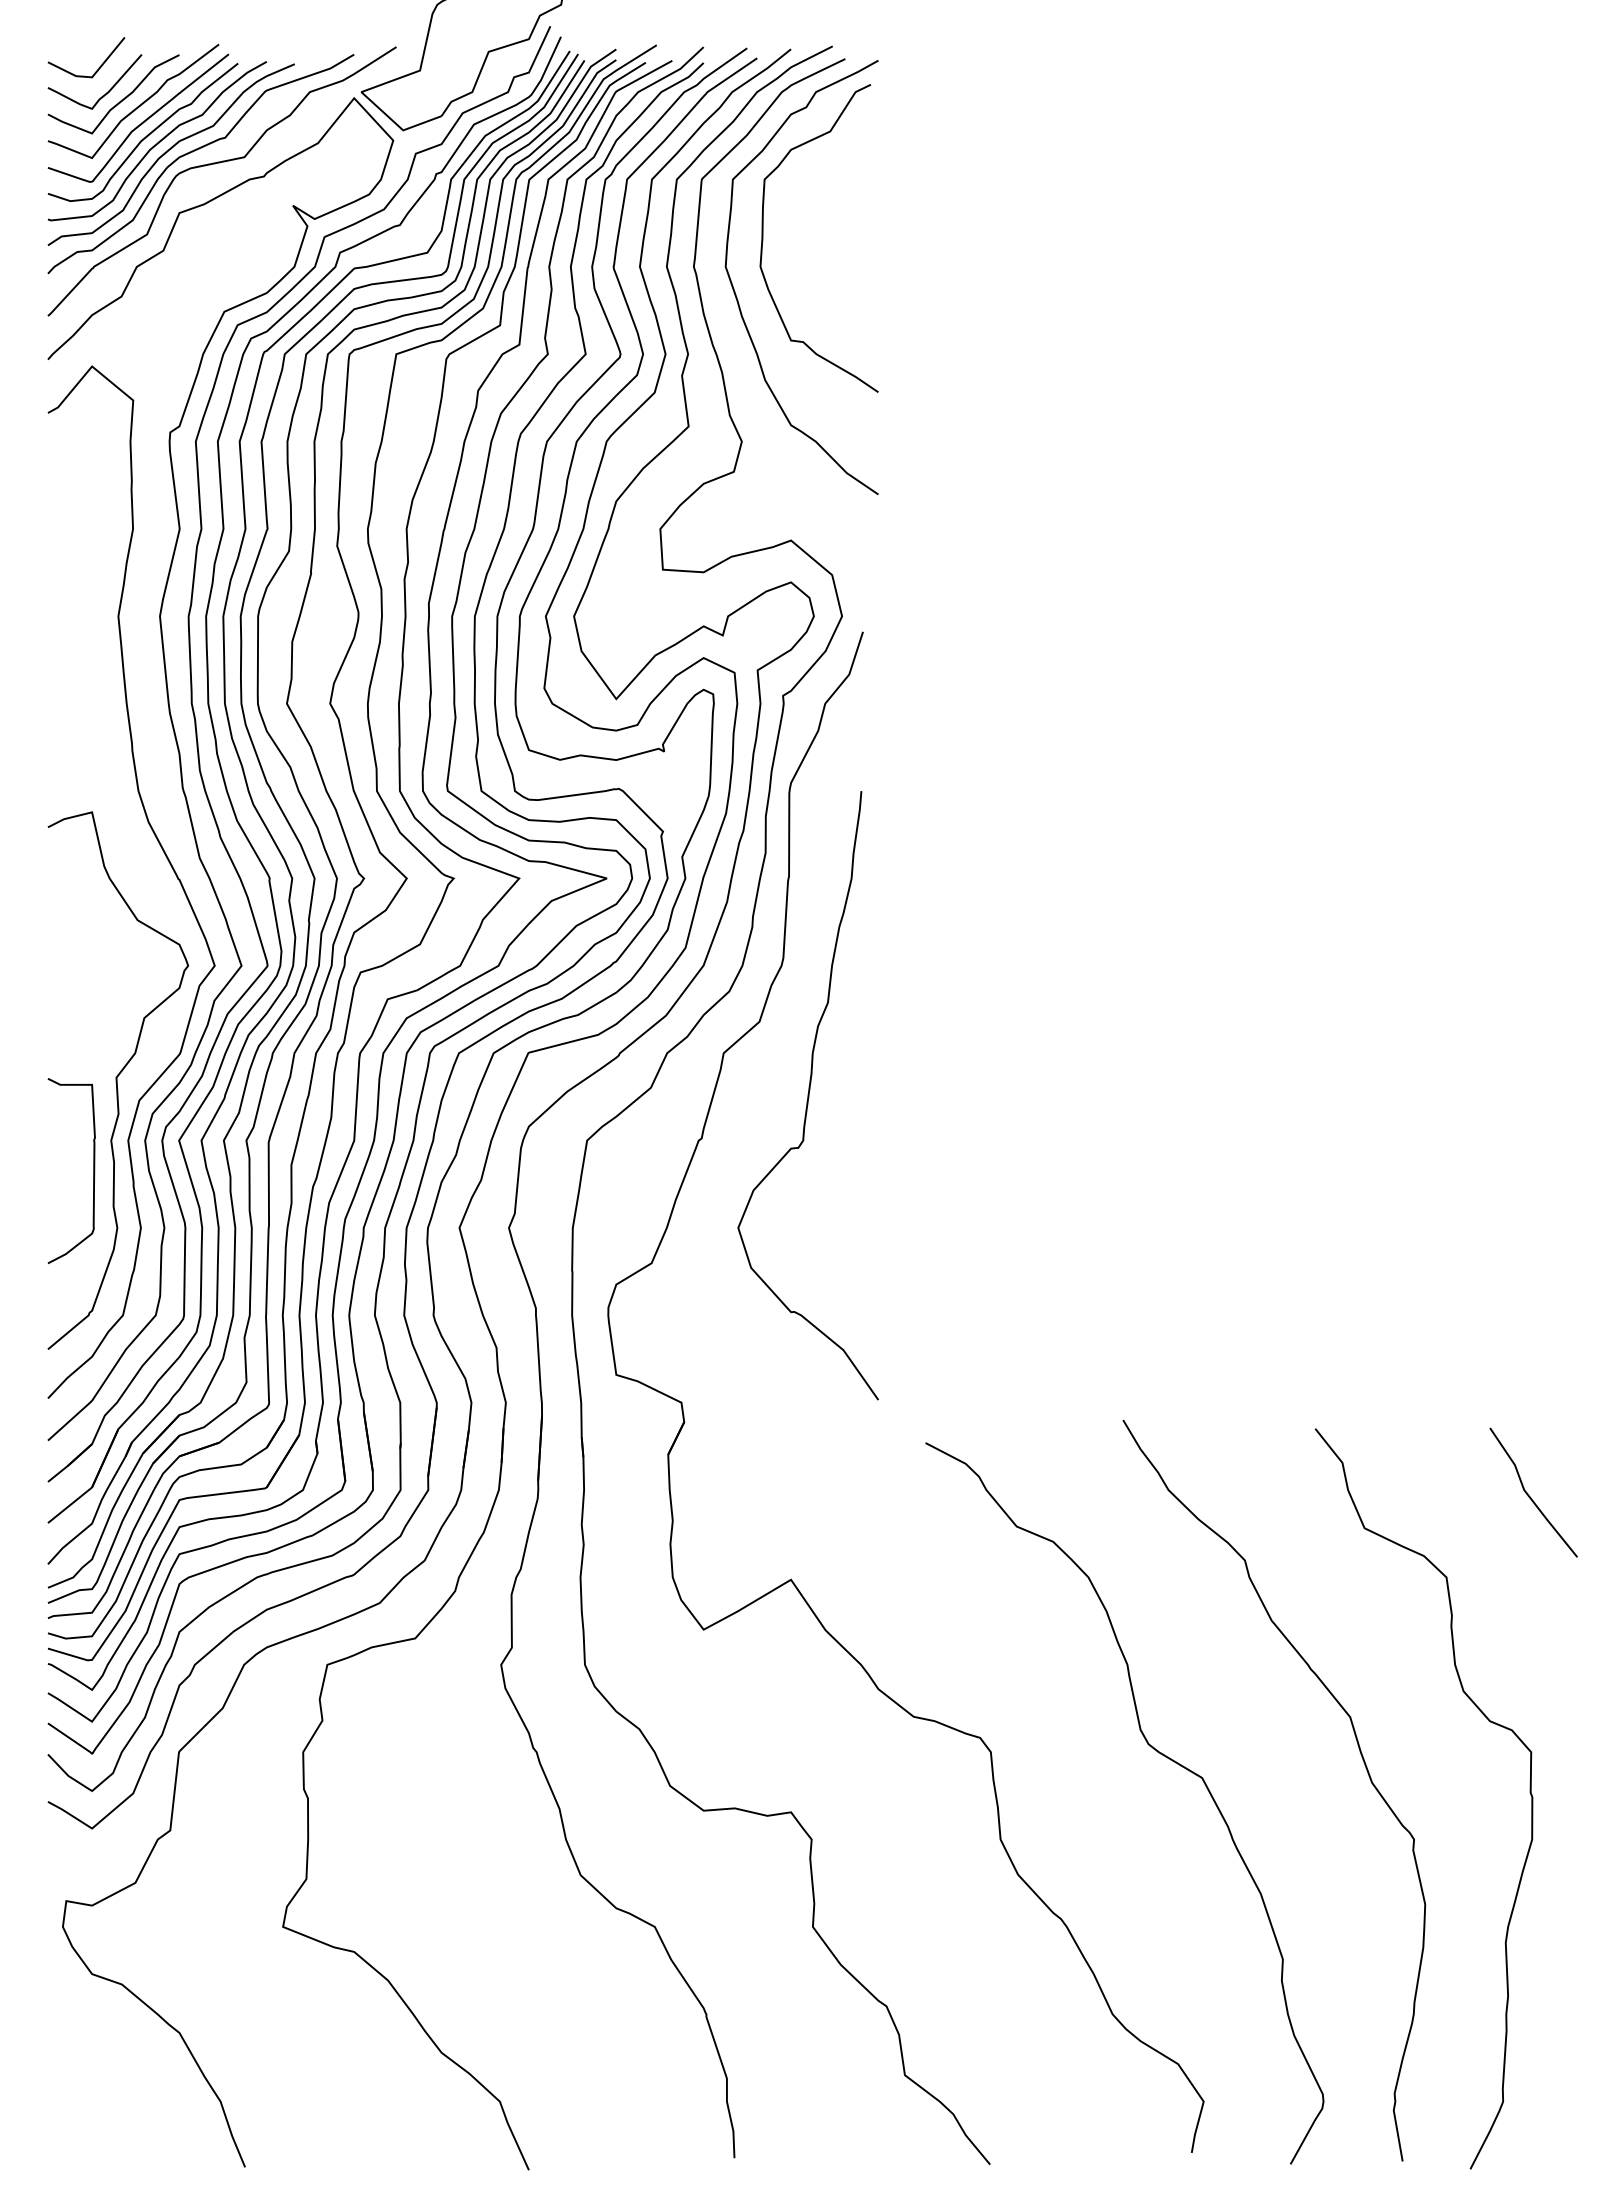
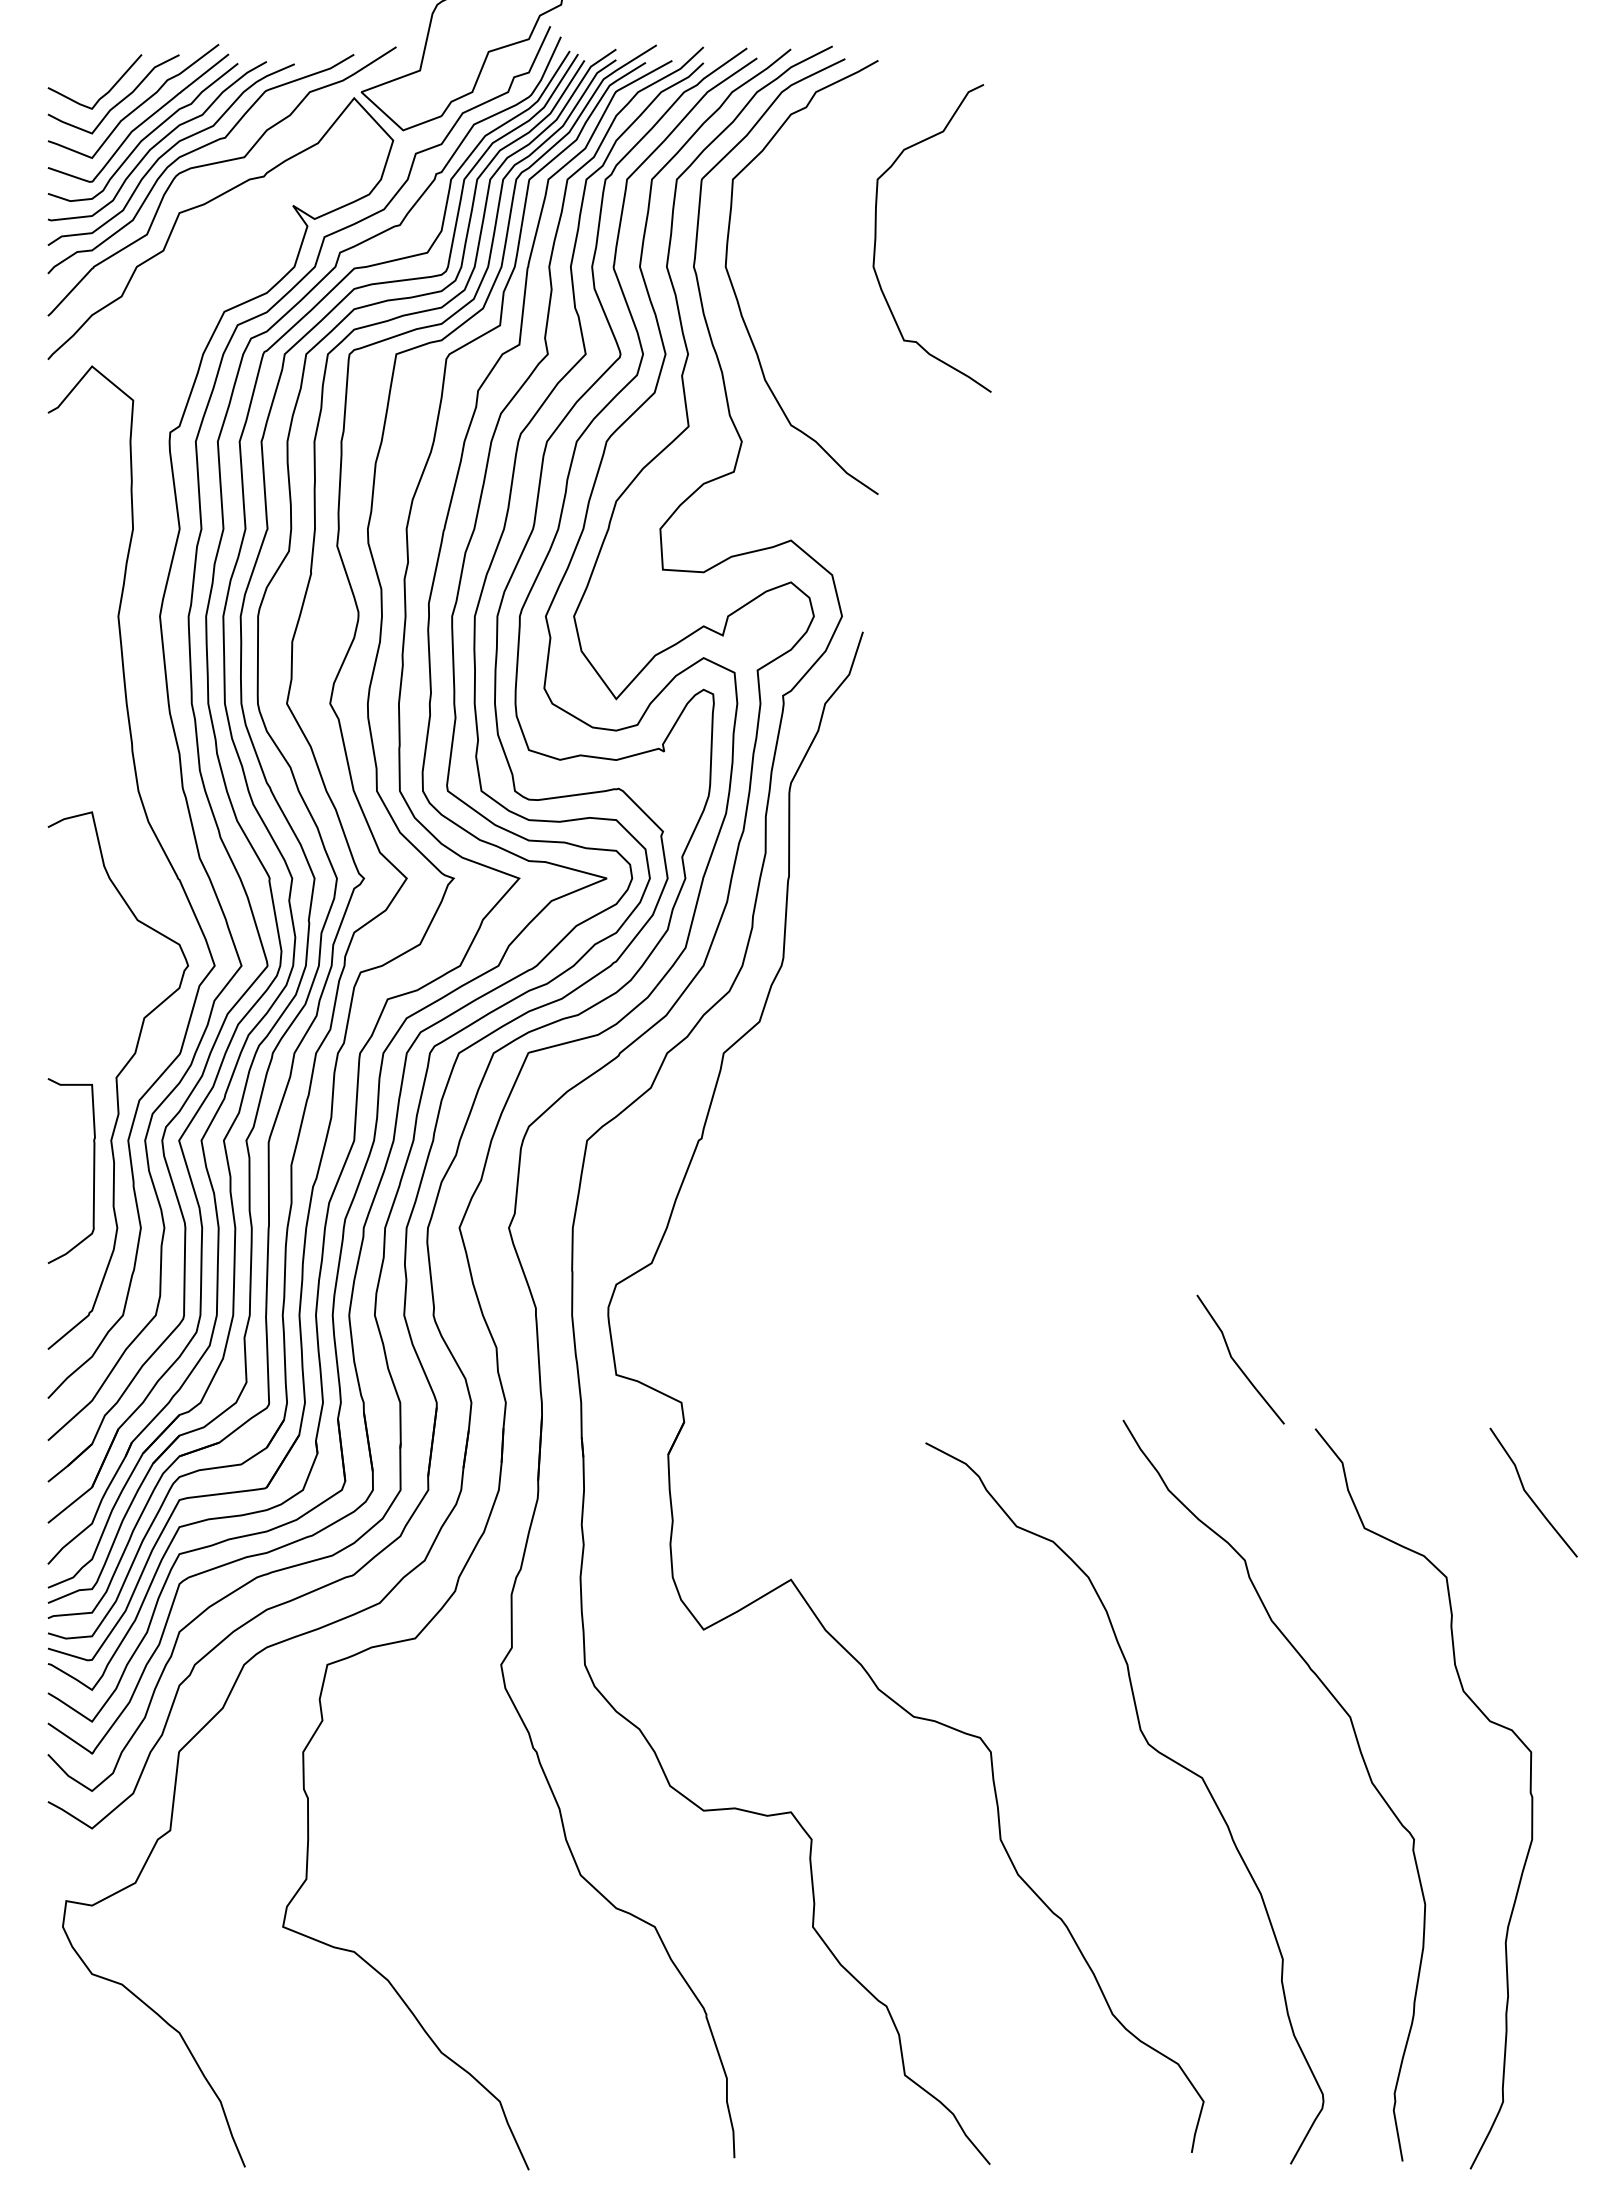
line: present -> none (98, 67)
curve position: (763, 238) -> (876, 238) (876, 238)
curve: present -> none (807, 1095)
line: none -> present (1236, 1362)
